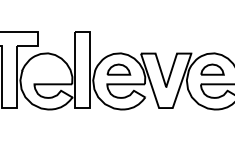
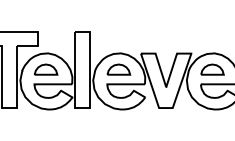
part: none -> present (46, 69)
